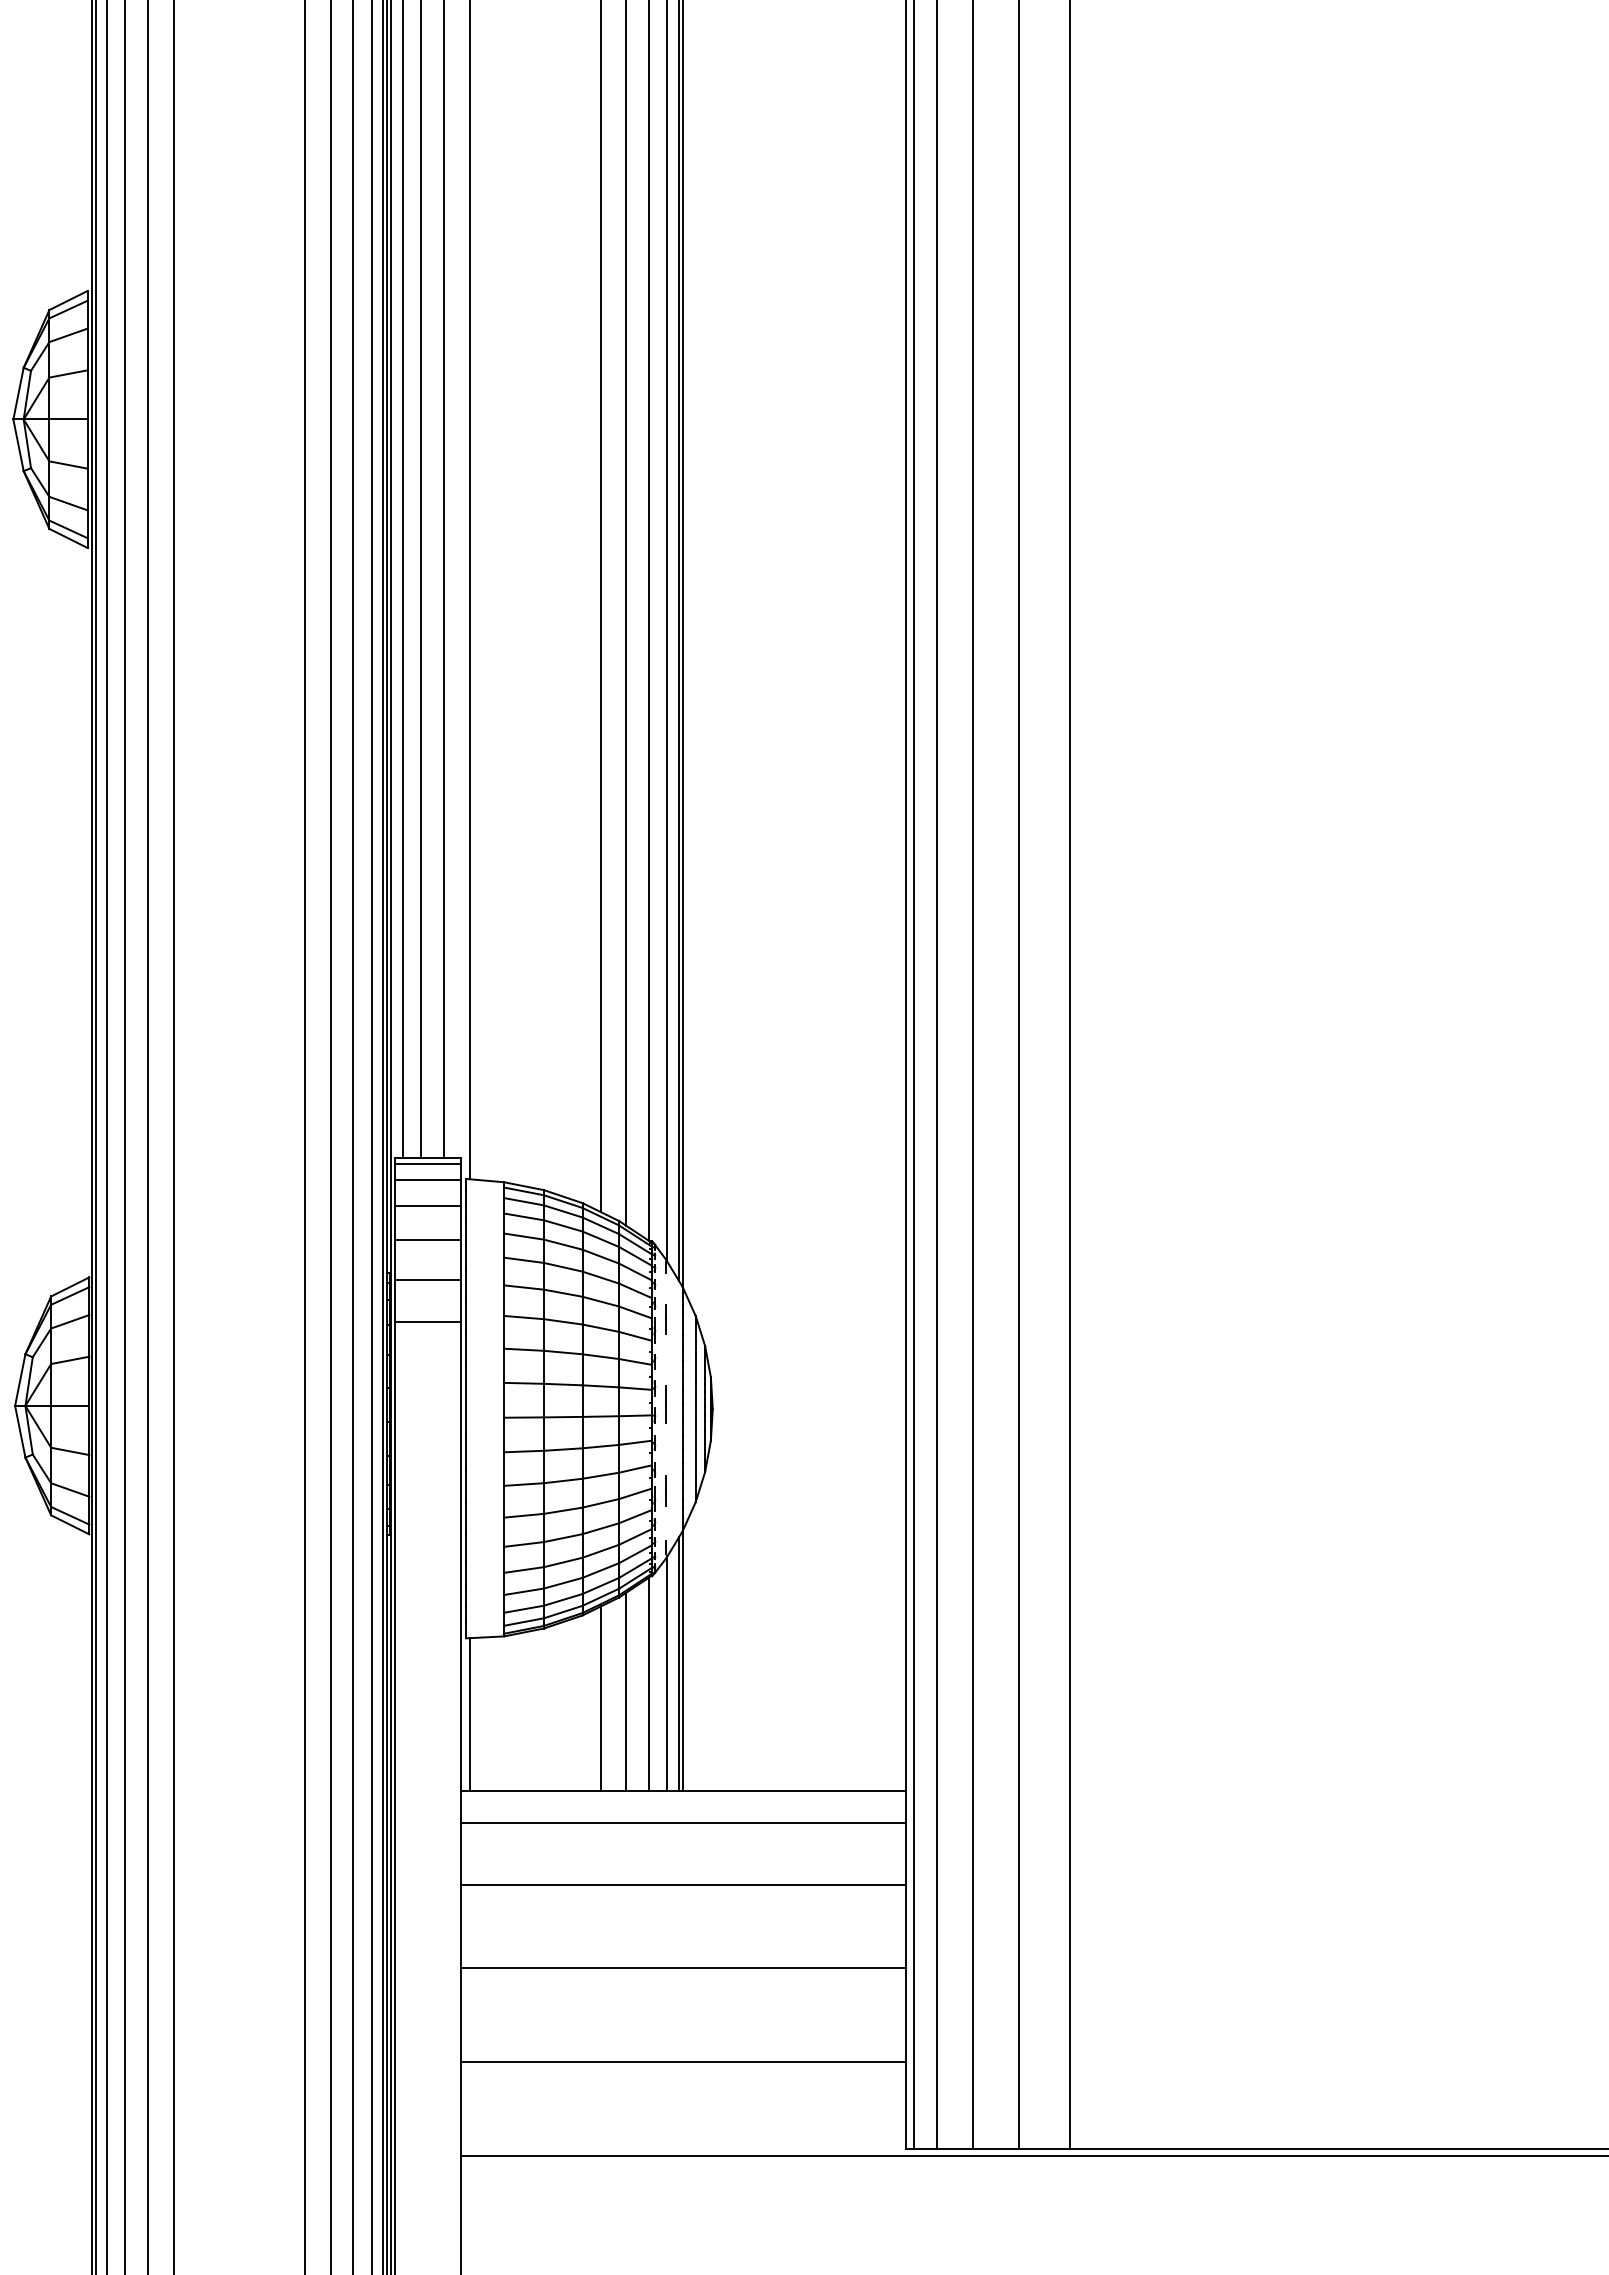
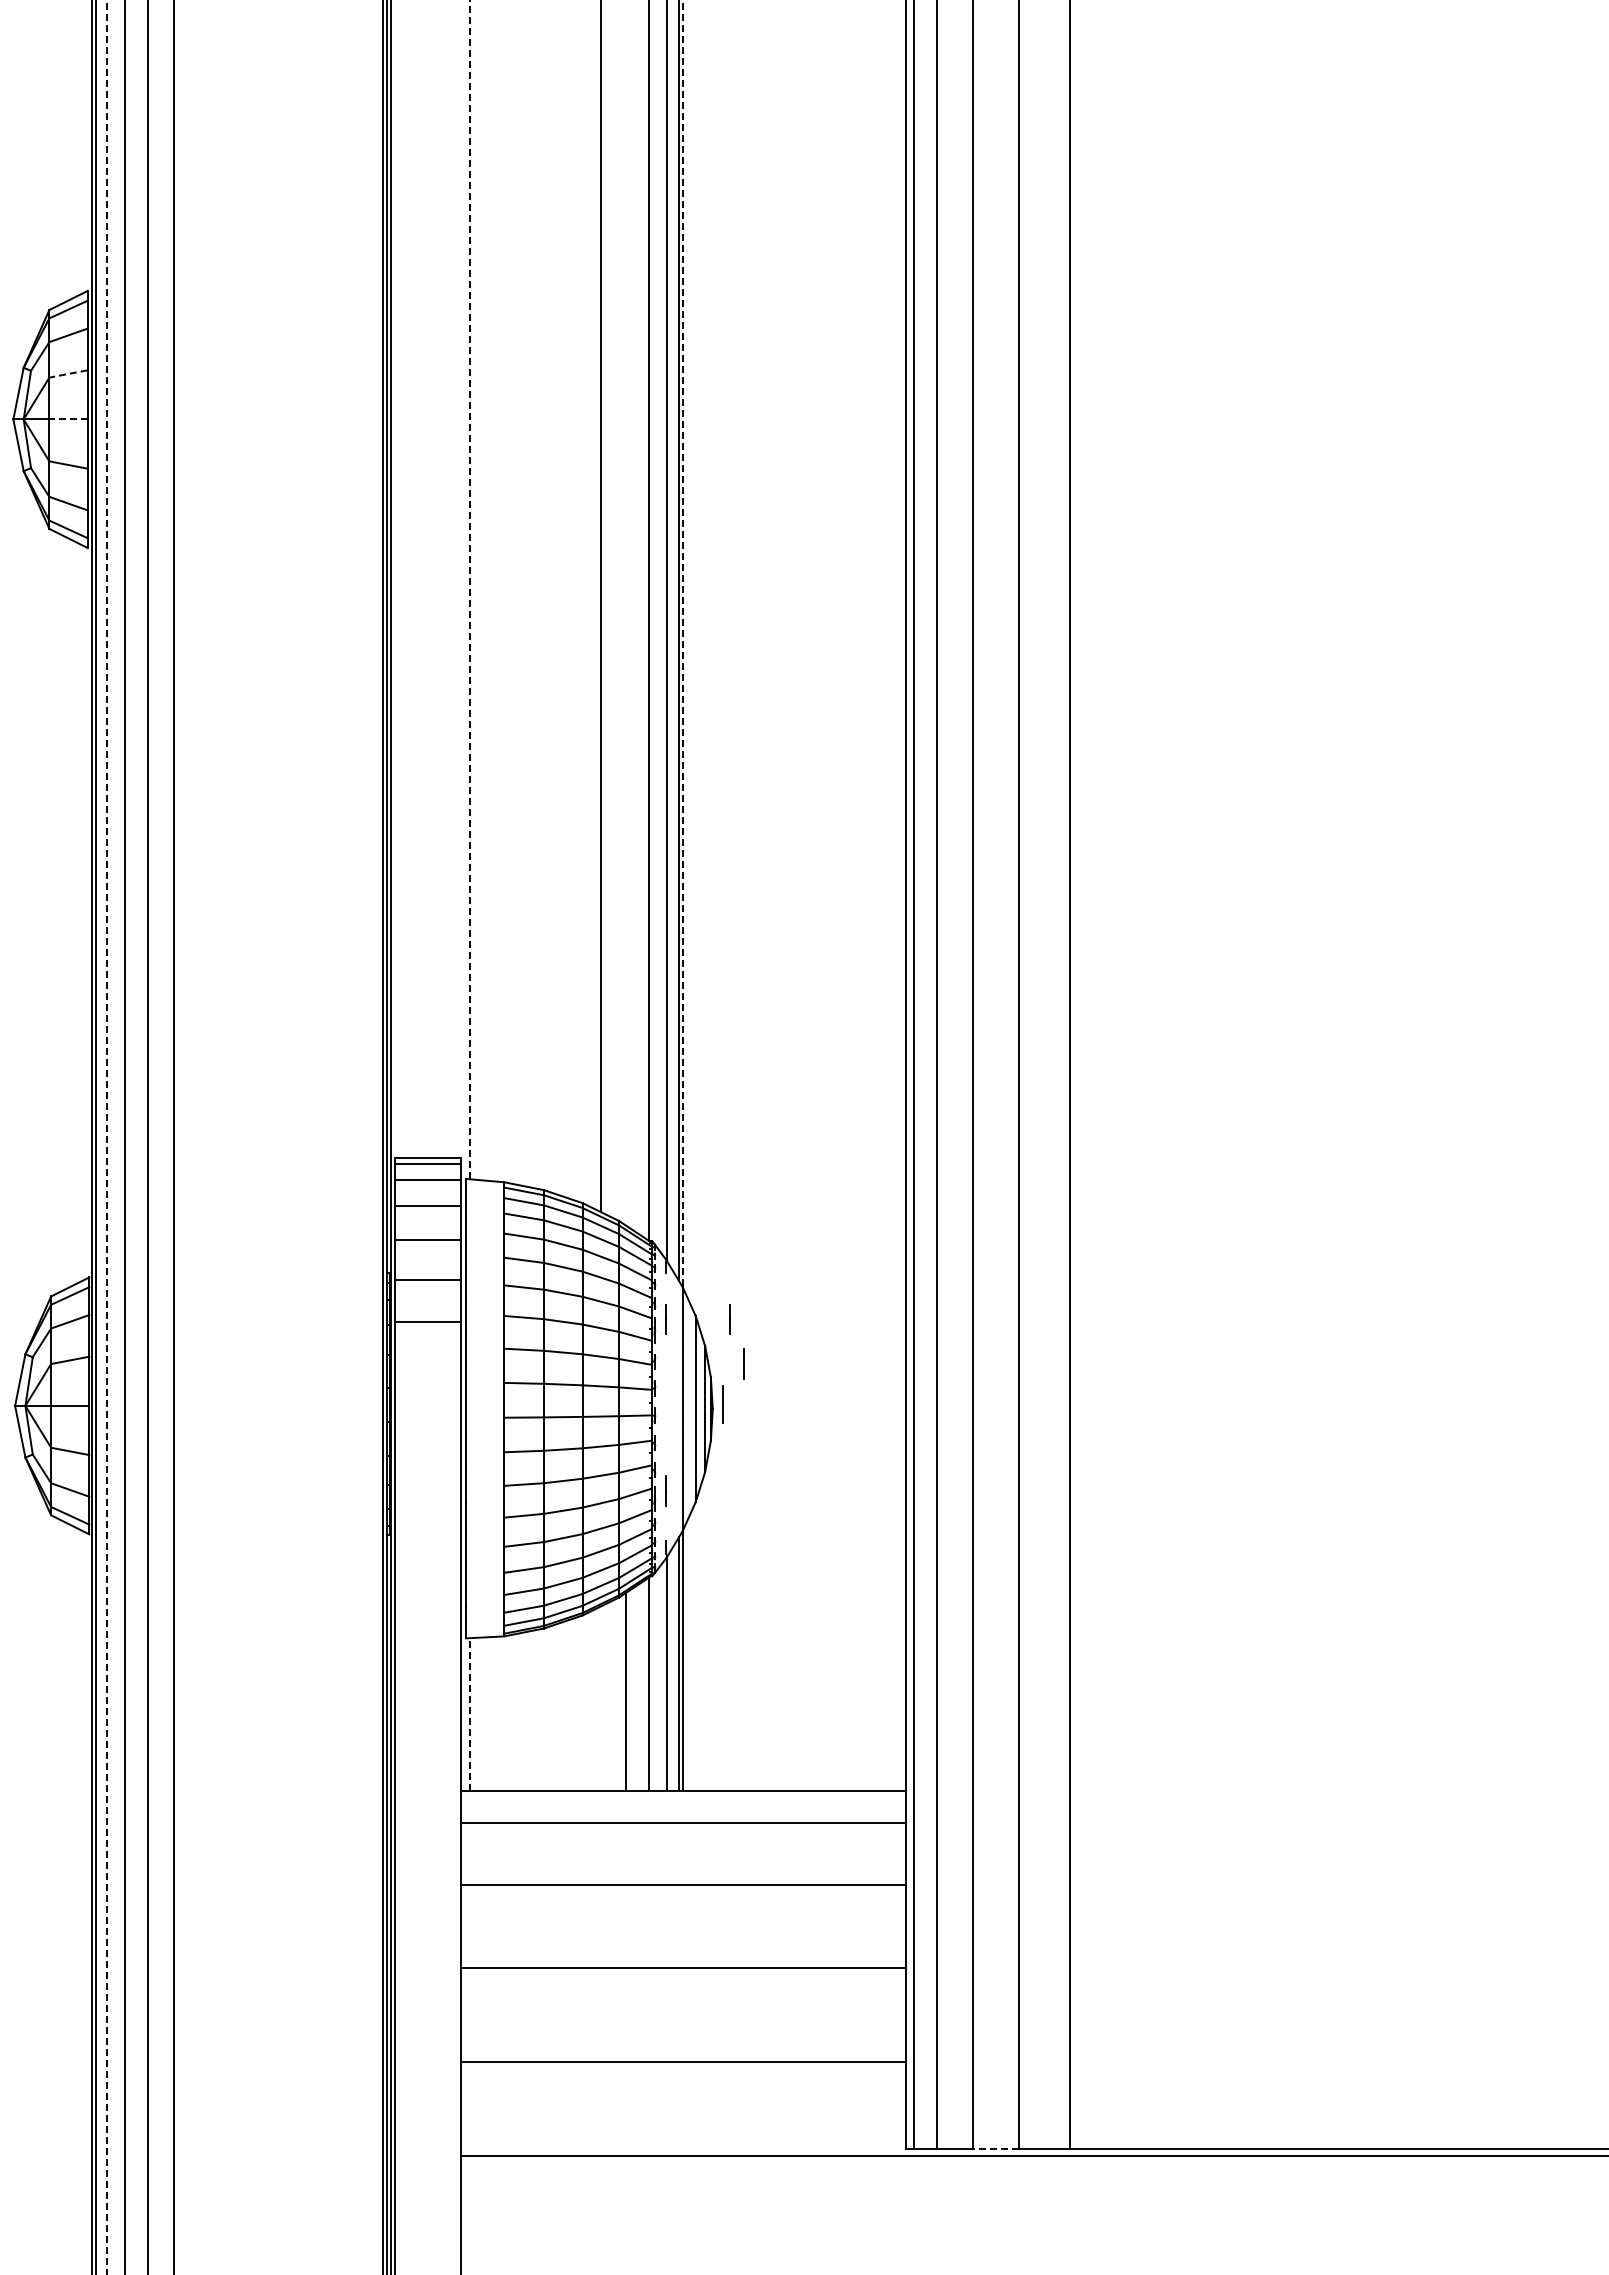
line: solid -> dashed (67, 374)
line: solid -> dashed (67, 419)
line: present -> none (403, 580)
line: present -> none (421, 580)
line: present -> none (444, 580)
line: solid -> dashed (469, 589)
line: present -> none (626, 613)
line: solid -> dashed (683, 644)
line: present -> none (305, 1136)
line: present -> none (330, 1136)
line: present -> none (353, 1136)
line: present -> none (371, 1136)
line: solid -> dashed (107, 1138)
line: none -> present (729, 1319)
line: none -> present (743, 1363)
line position: (665, 1404) -> (722, 1404) (722, 1404)
line: present -> none (600, 1698)
line: solid -> dashed (469, 1714)
line: solid -> dashed (996, 2149)
